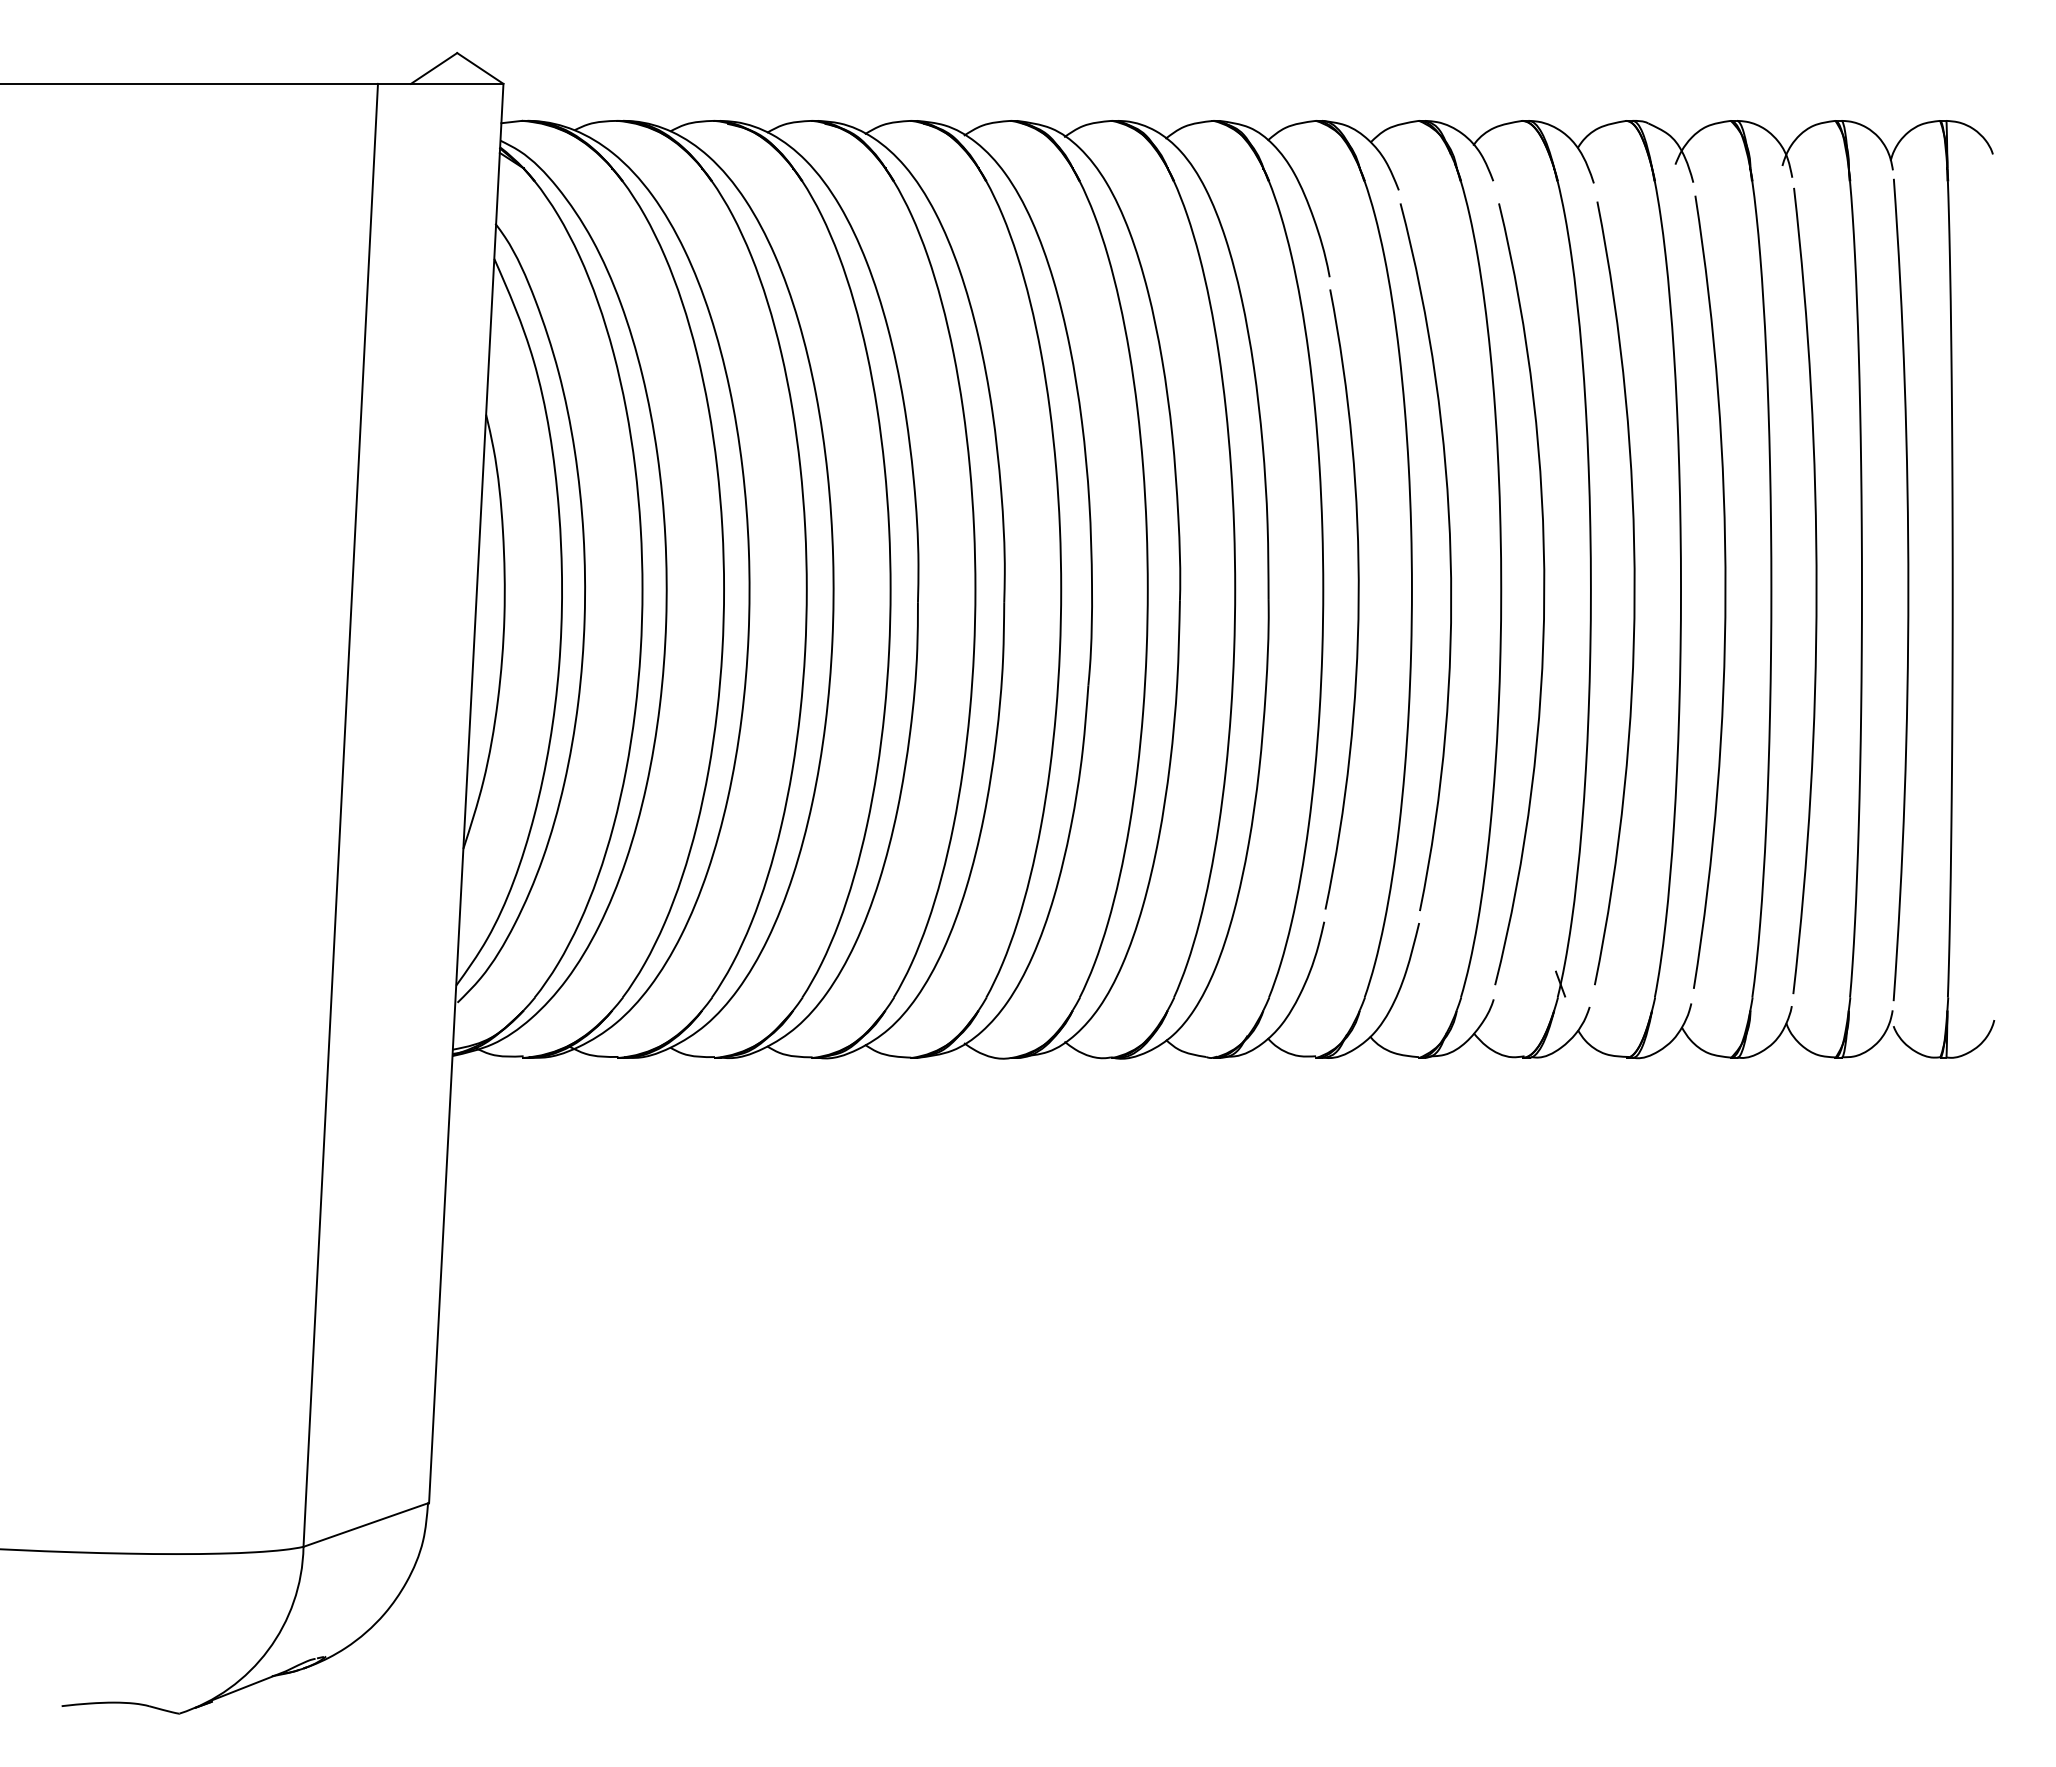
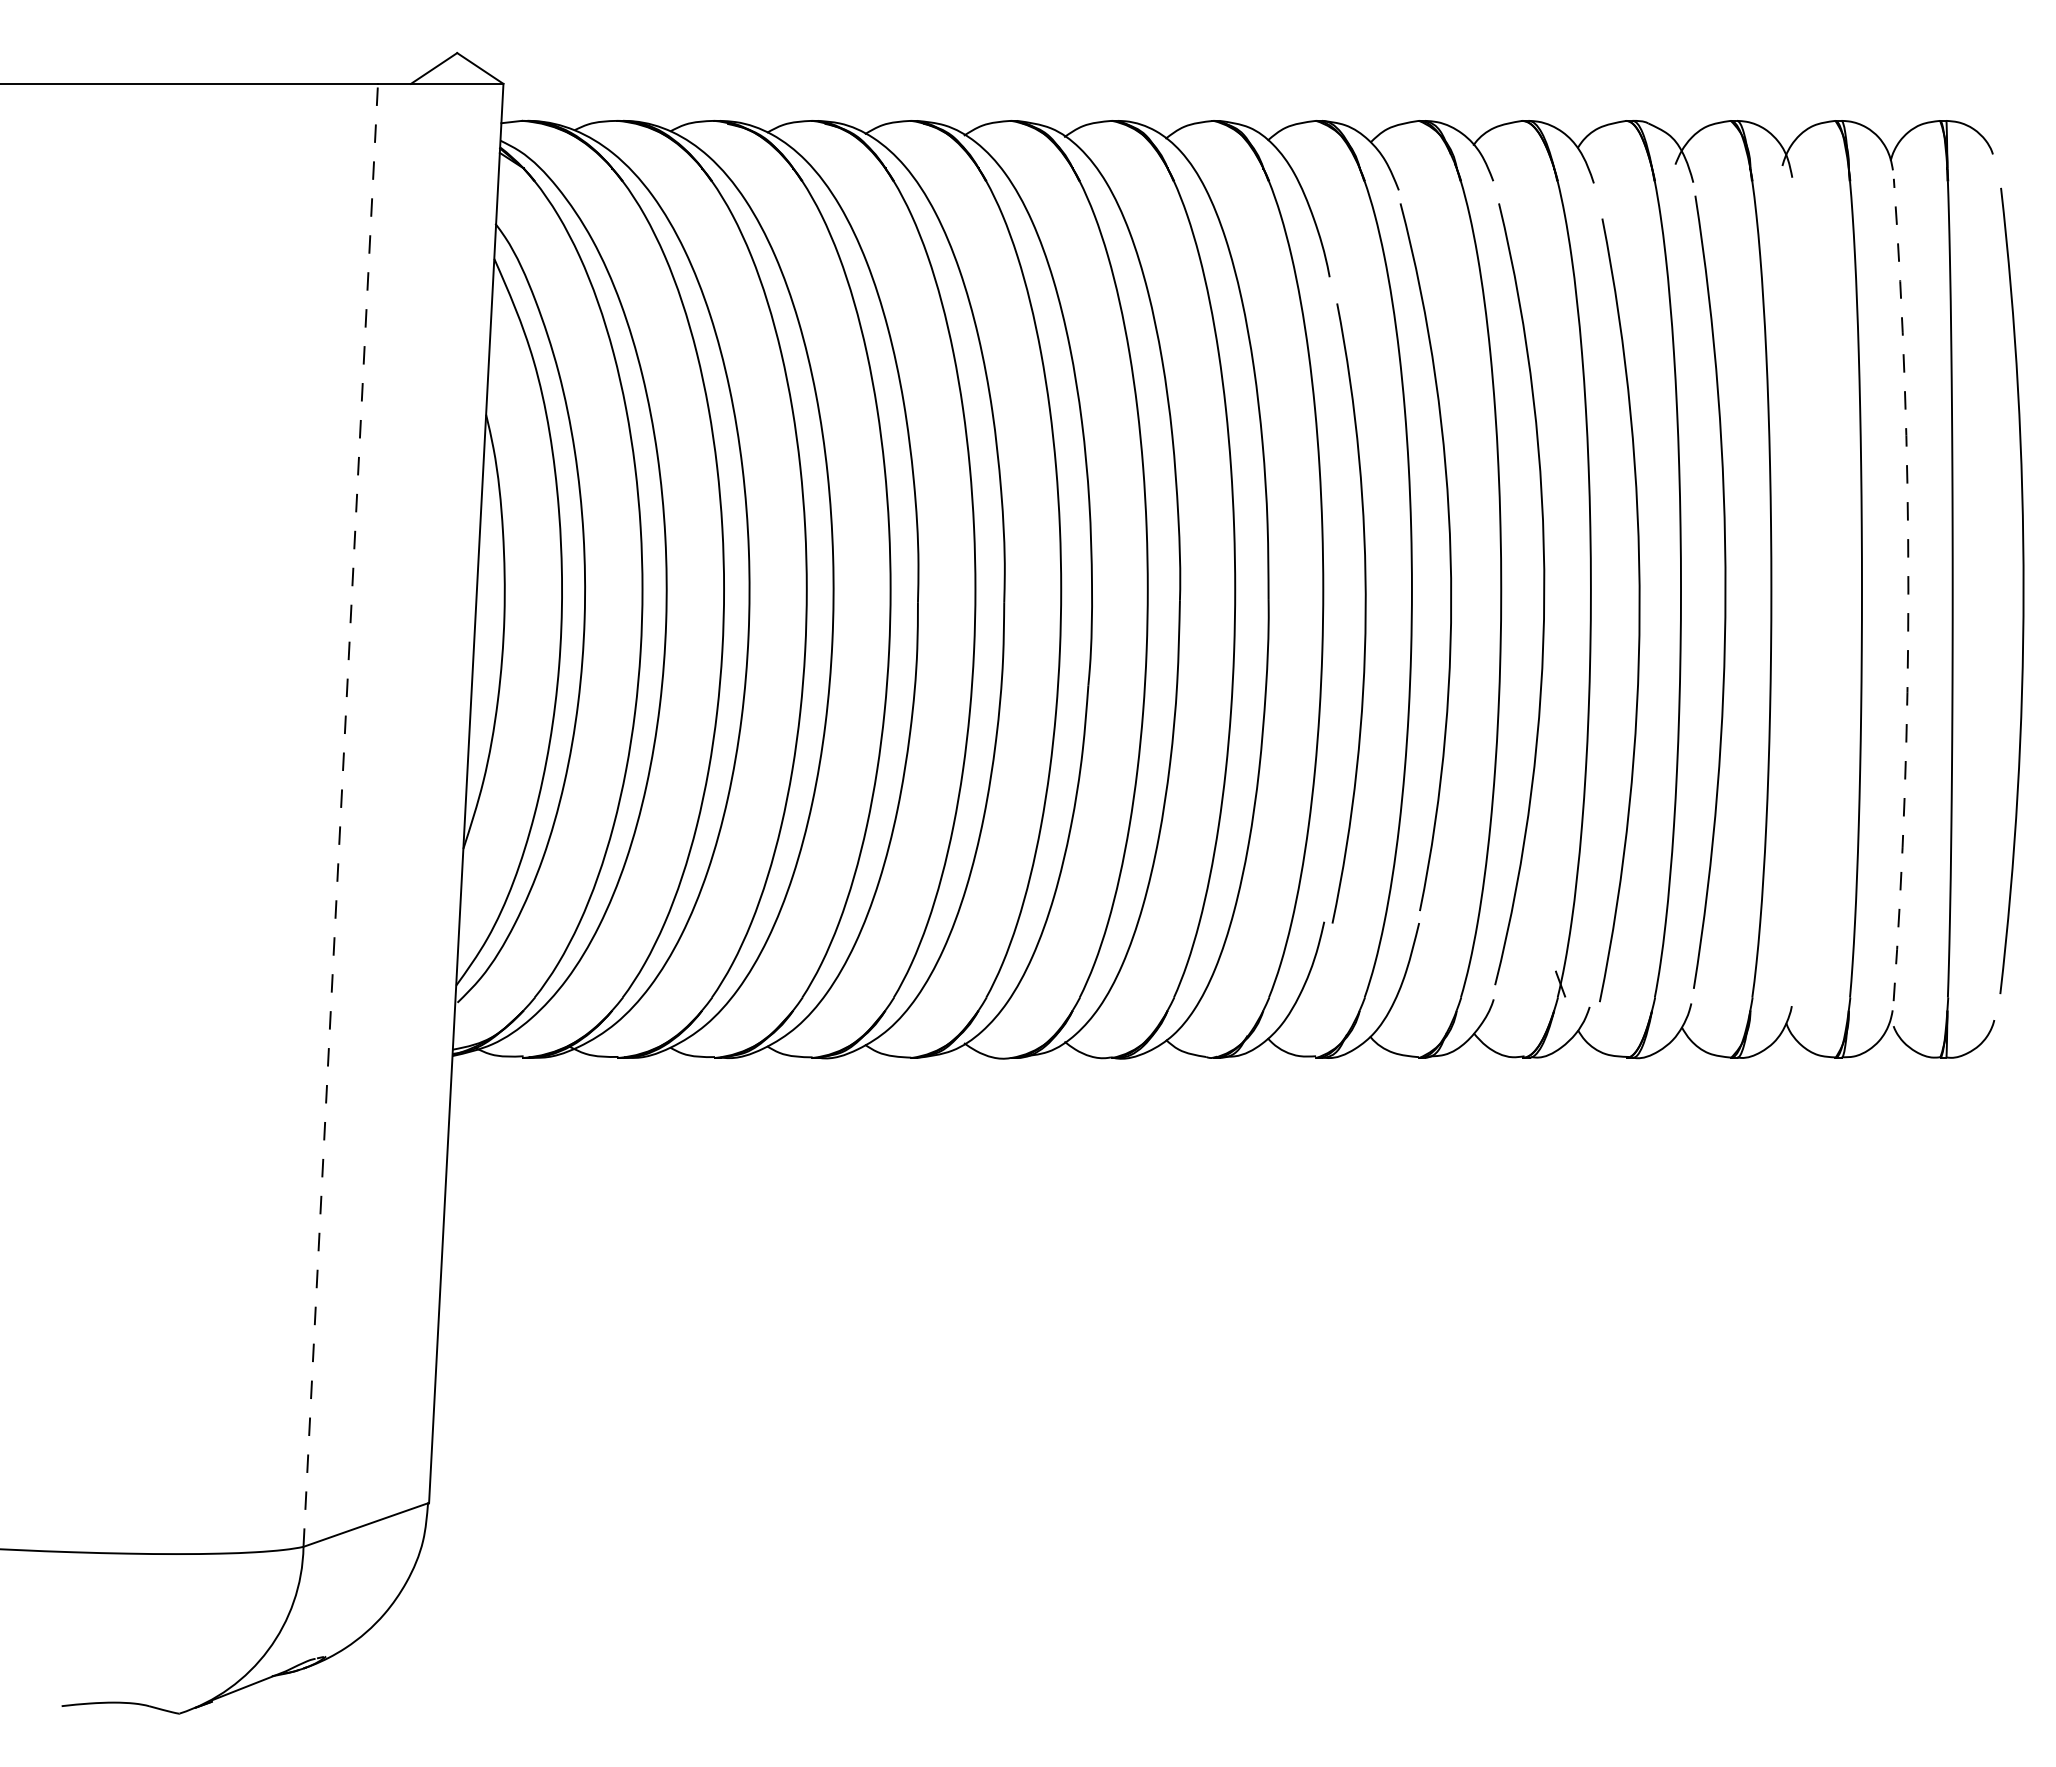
arc position: (1815, 590) -> (2022, 590) (2022, 590)
arc: solid -> dashed (1908, 590)
arc position: (1633, 593) -> (1638, 610) (1638, 610)
arc position: (1357, 599) -> (1364, 613) (1364, 613)
line: solid -> dashed (340, 814)
